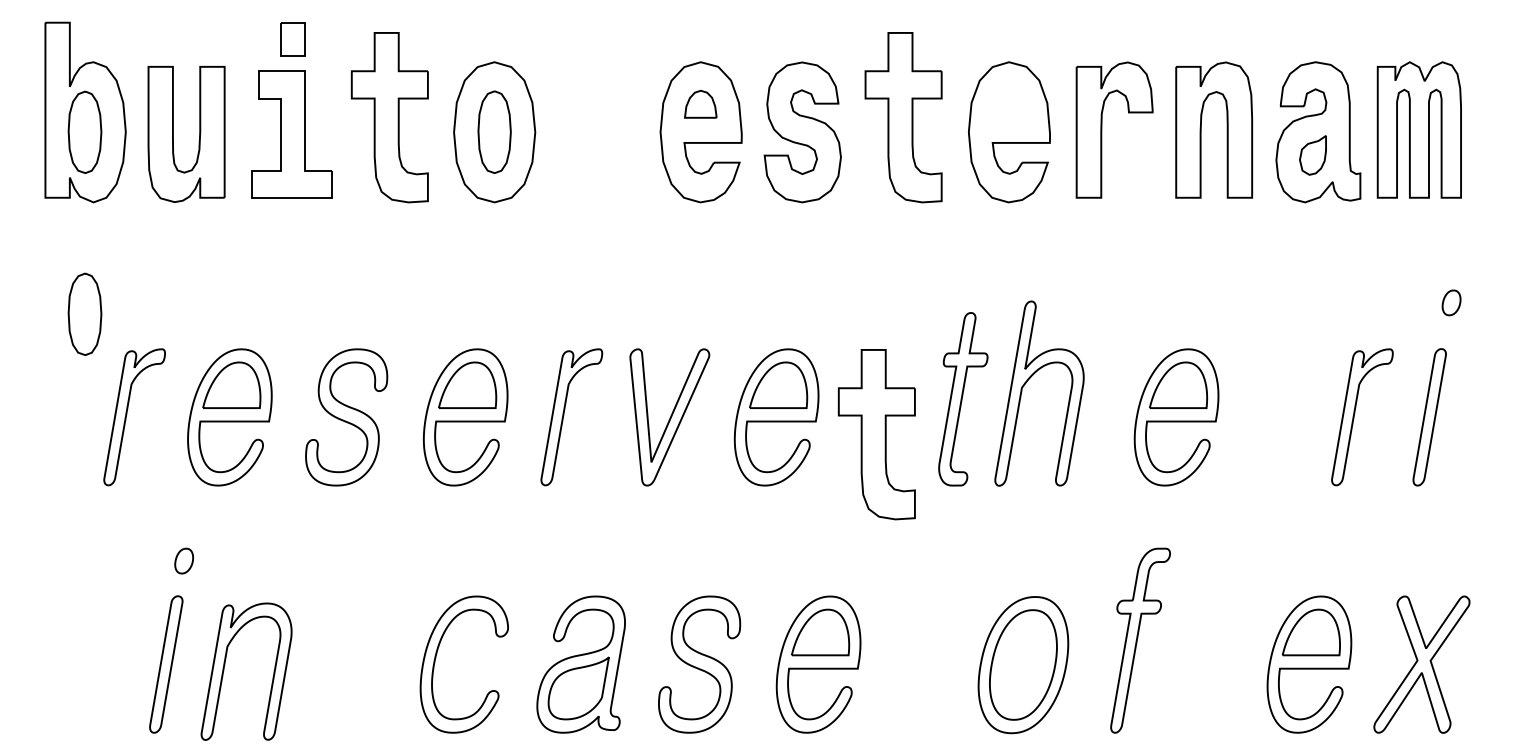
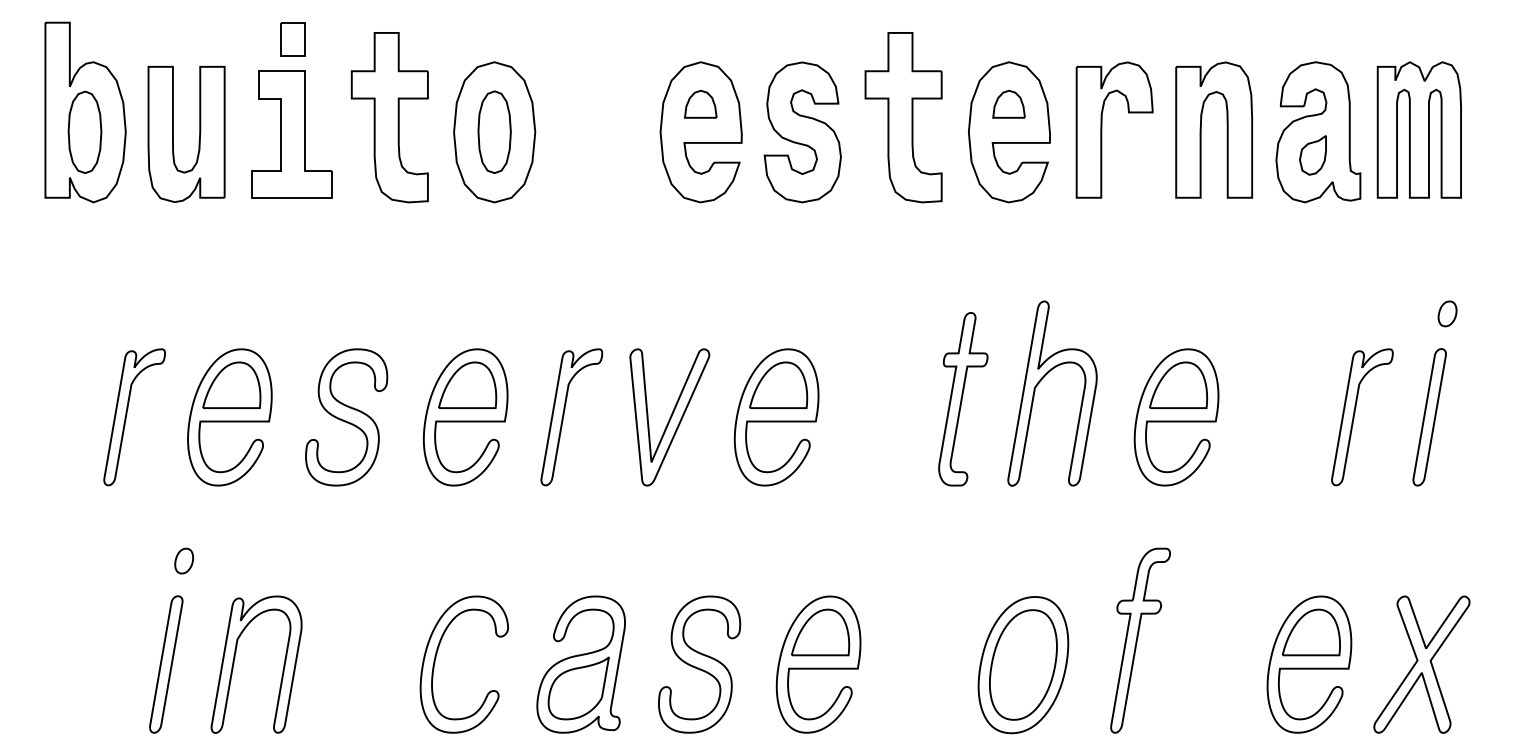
part: none -> present (1008, 103)
part position: (1451, 302) -> (1447, 313) (1447, 313)
part: present -> none (84, 313)
part position: (1027, 382) -> (1040, 382) (1040, 382)
part: present -> none (876, 434)
part position: (225, 665) -> (235, 658) (235, 658)
